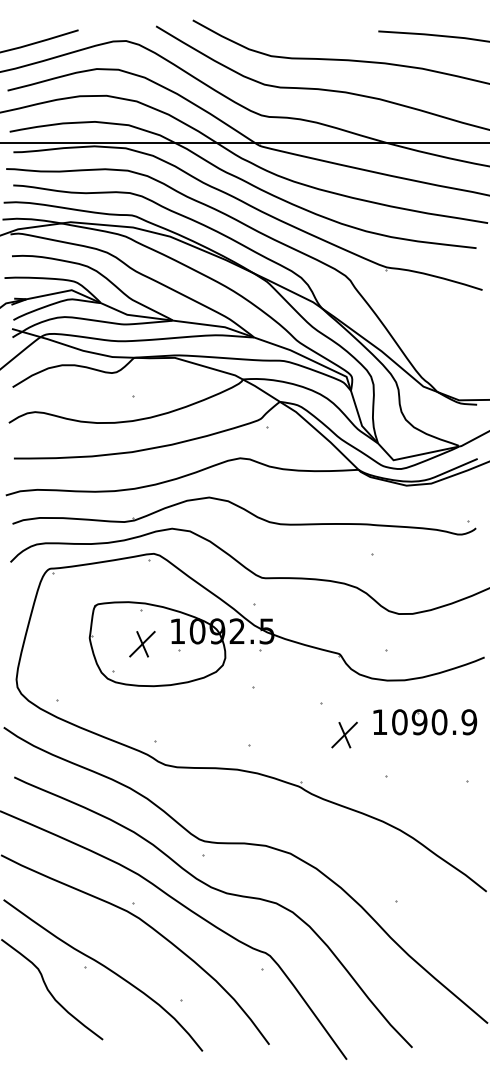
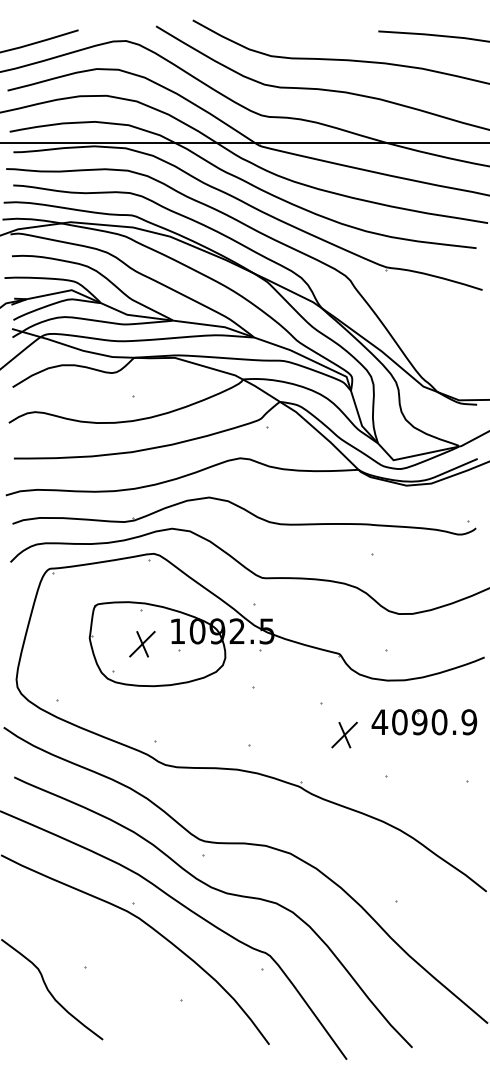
text: 1090.9 -> 4090.9 (379, 721)
curve: present -> none (108, 970)
